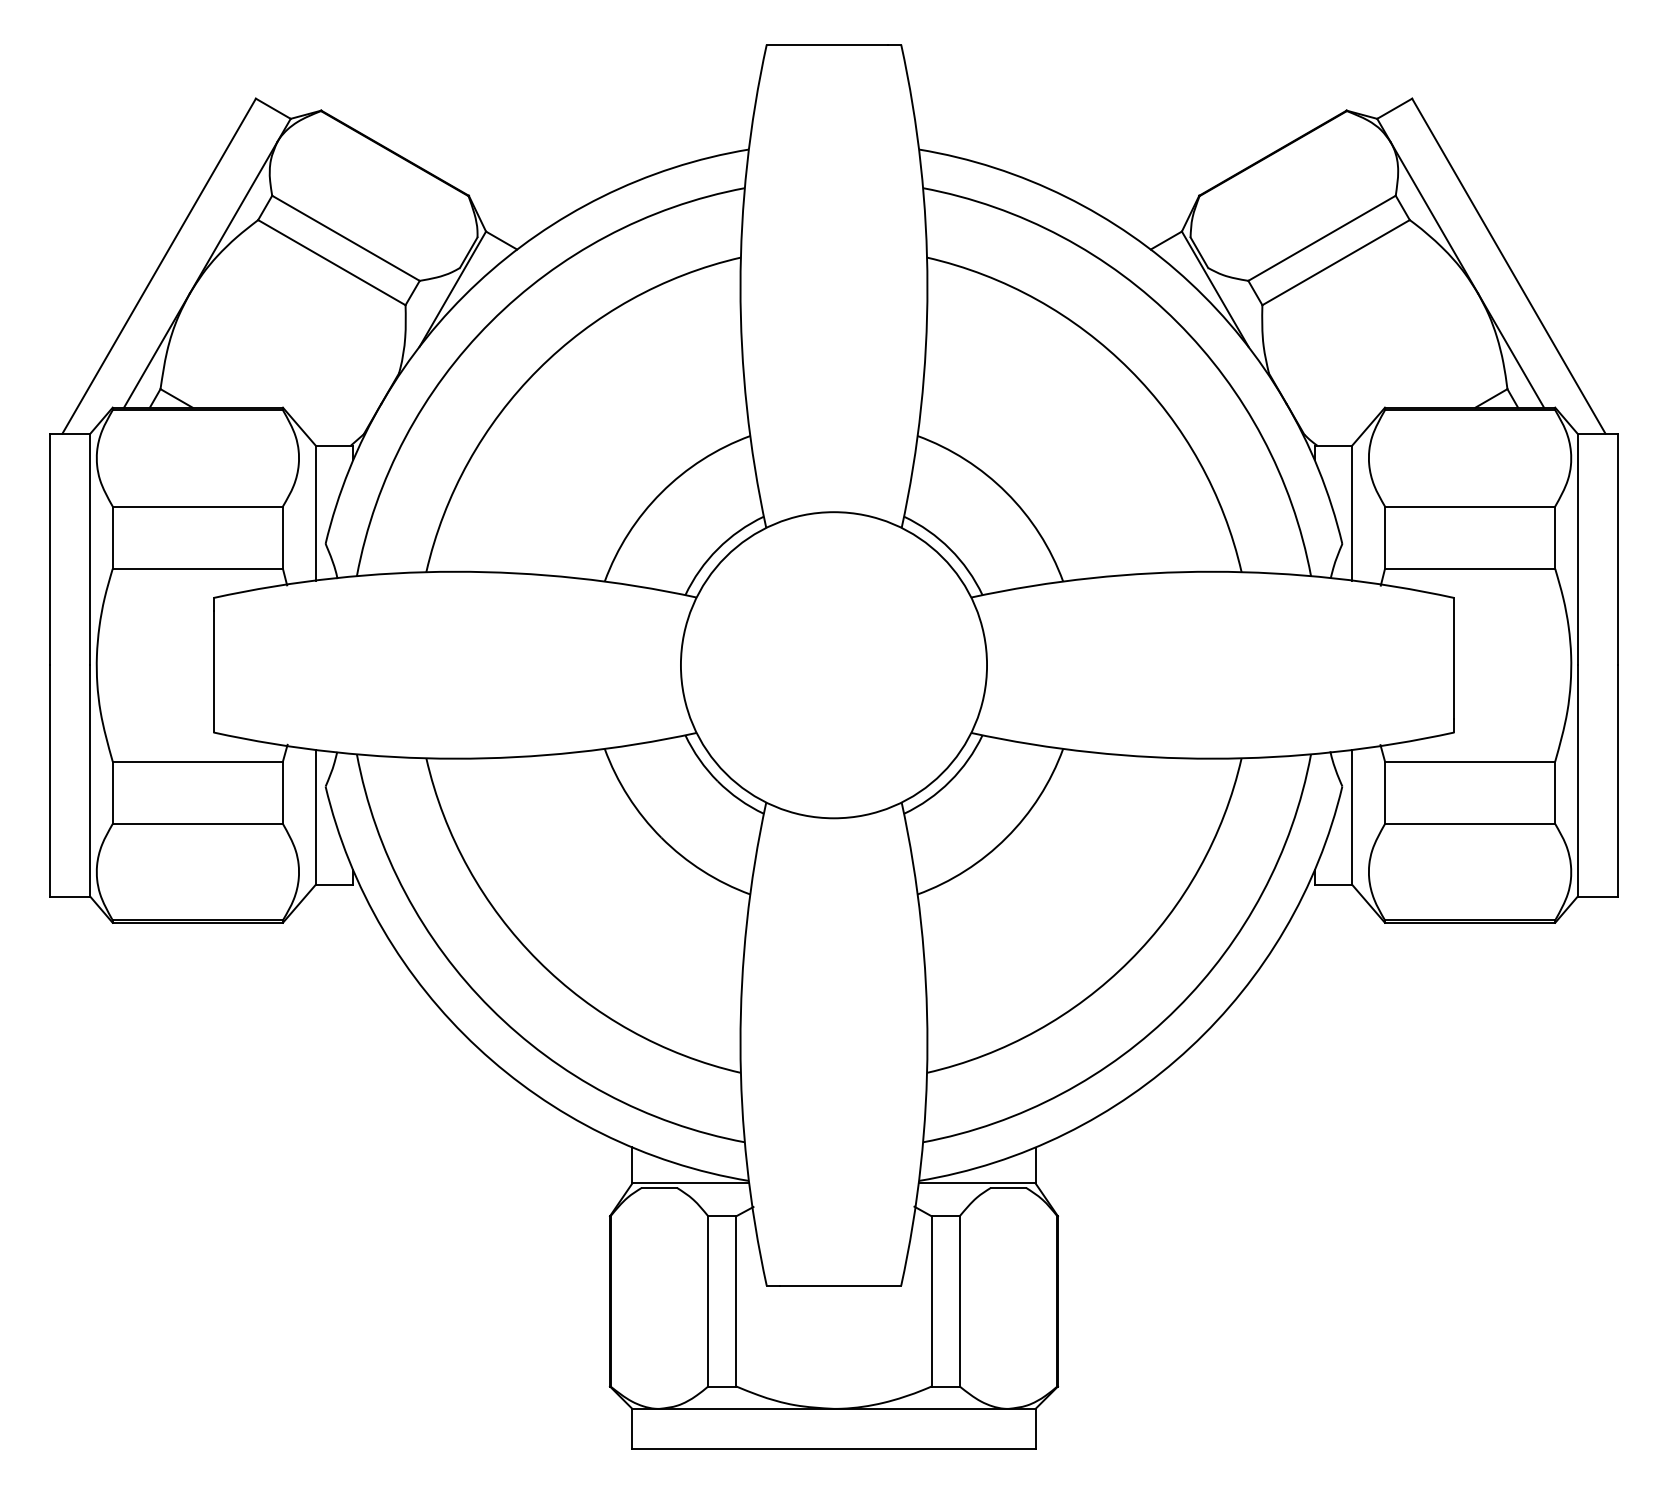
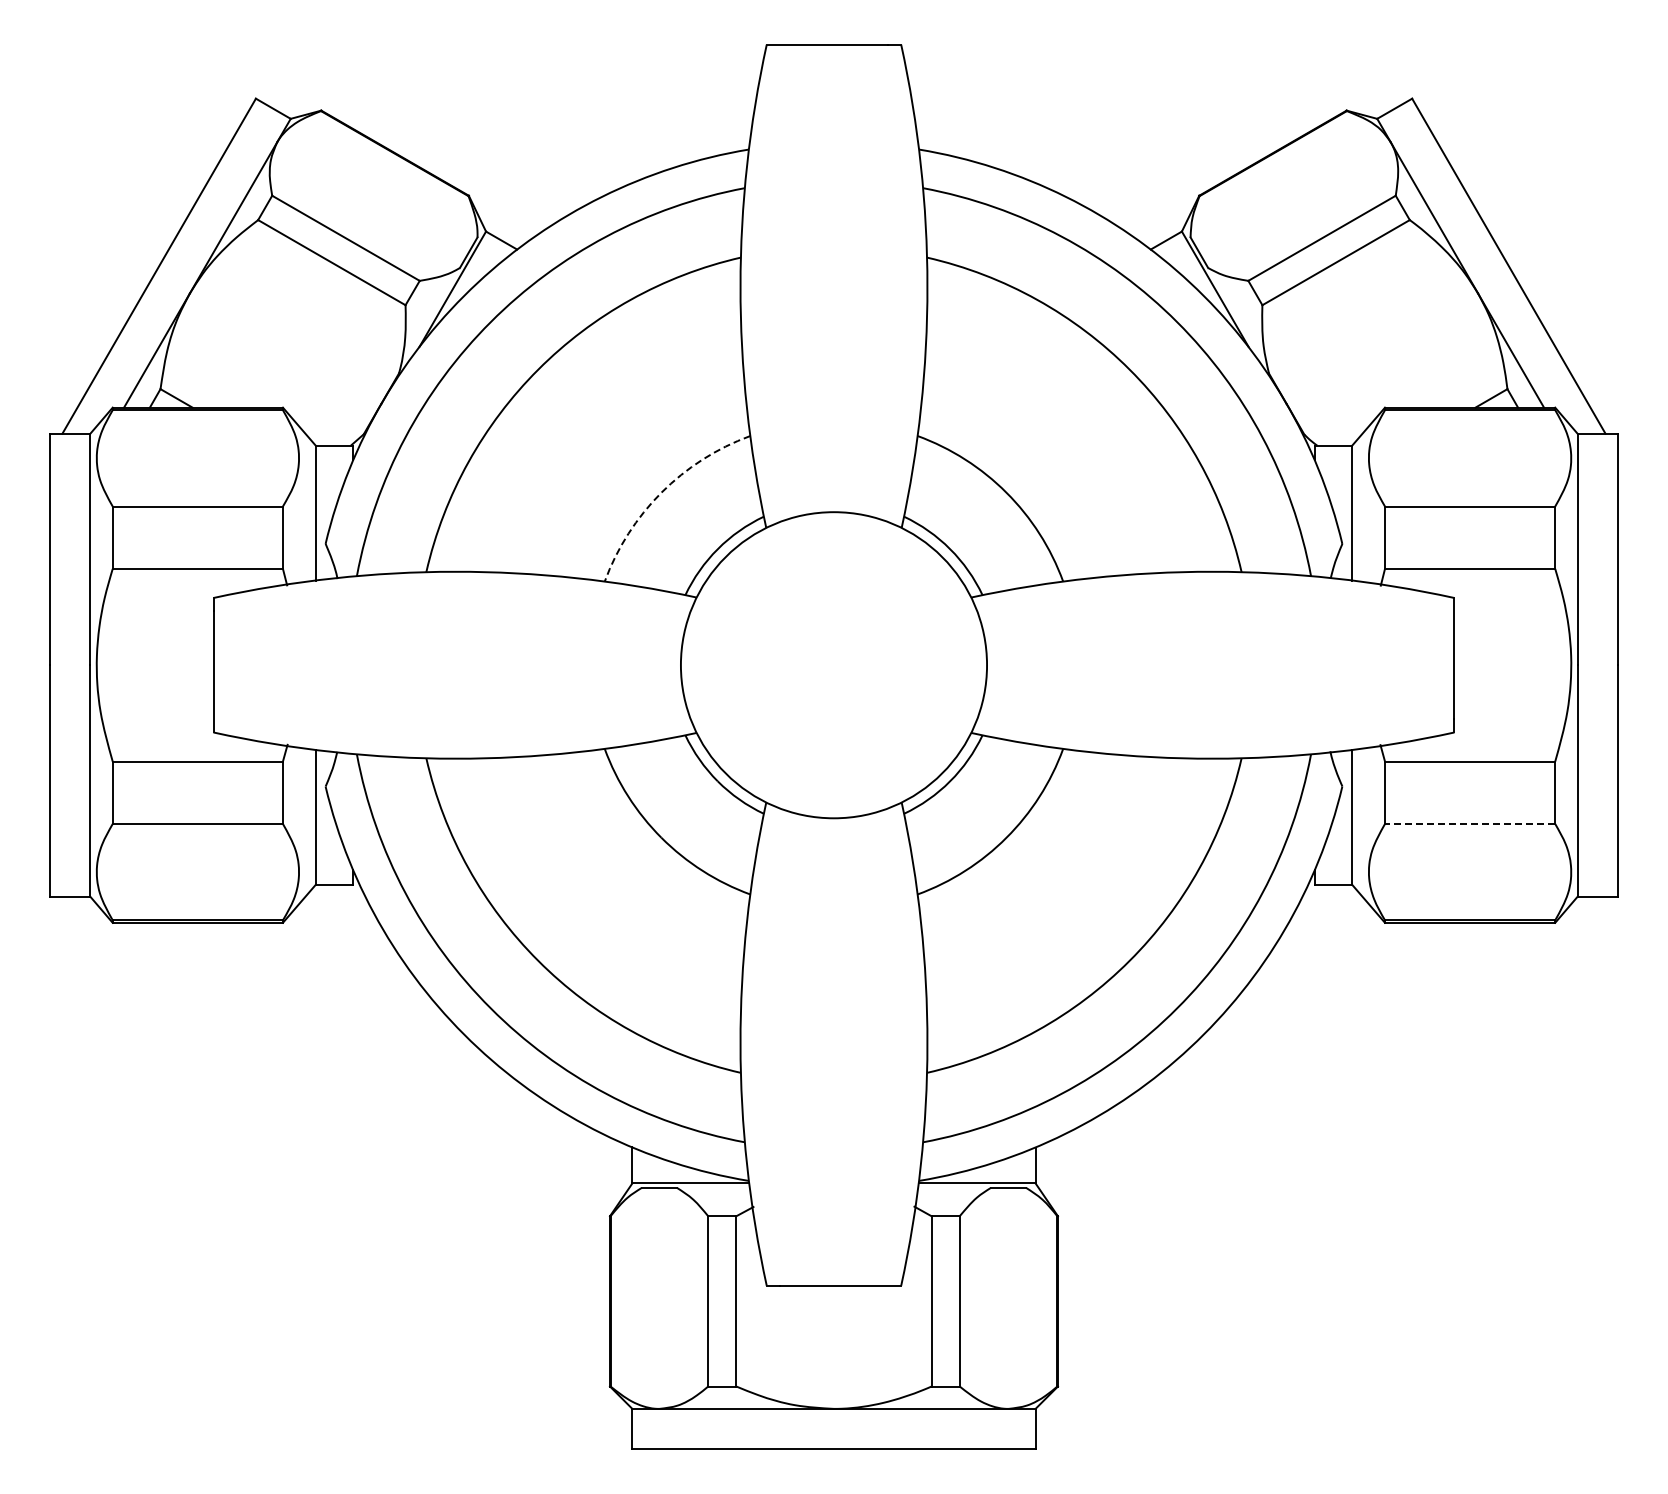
arc: solid -> dashed (661, 492)
line: solid -> dashed (1469, 823)
